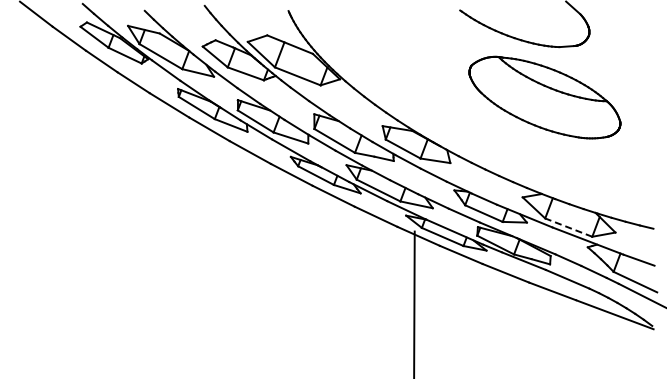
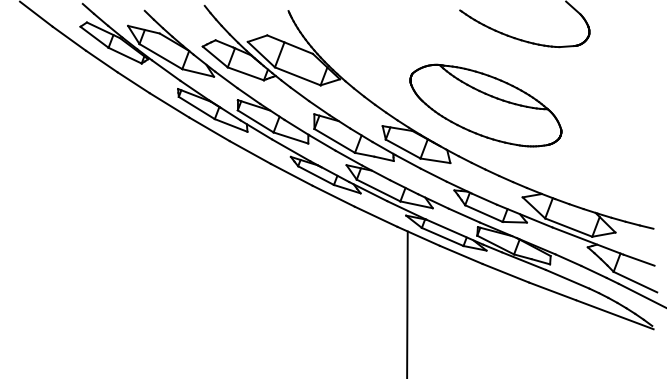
part position: (544, 97) -> (485, 105) (485, 105)
line: dashed -> solid (568, 227)
line position: (414, 303) -> (407, 303) (407, 303)
